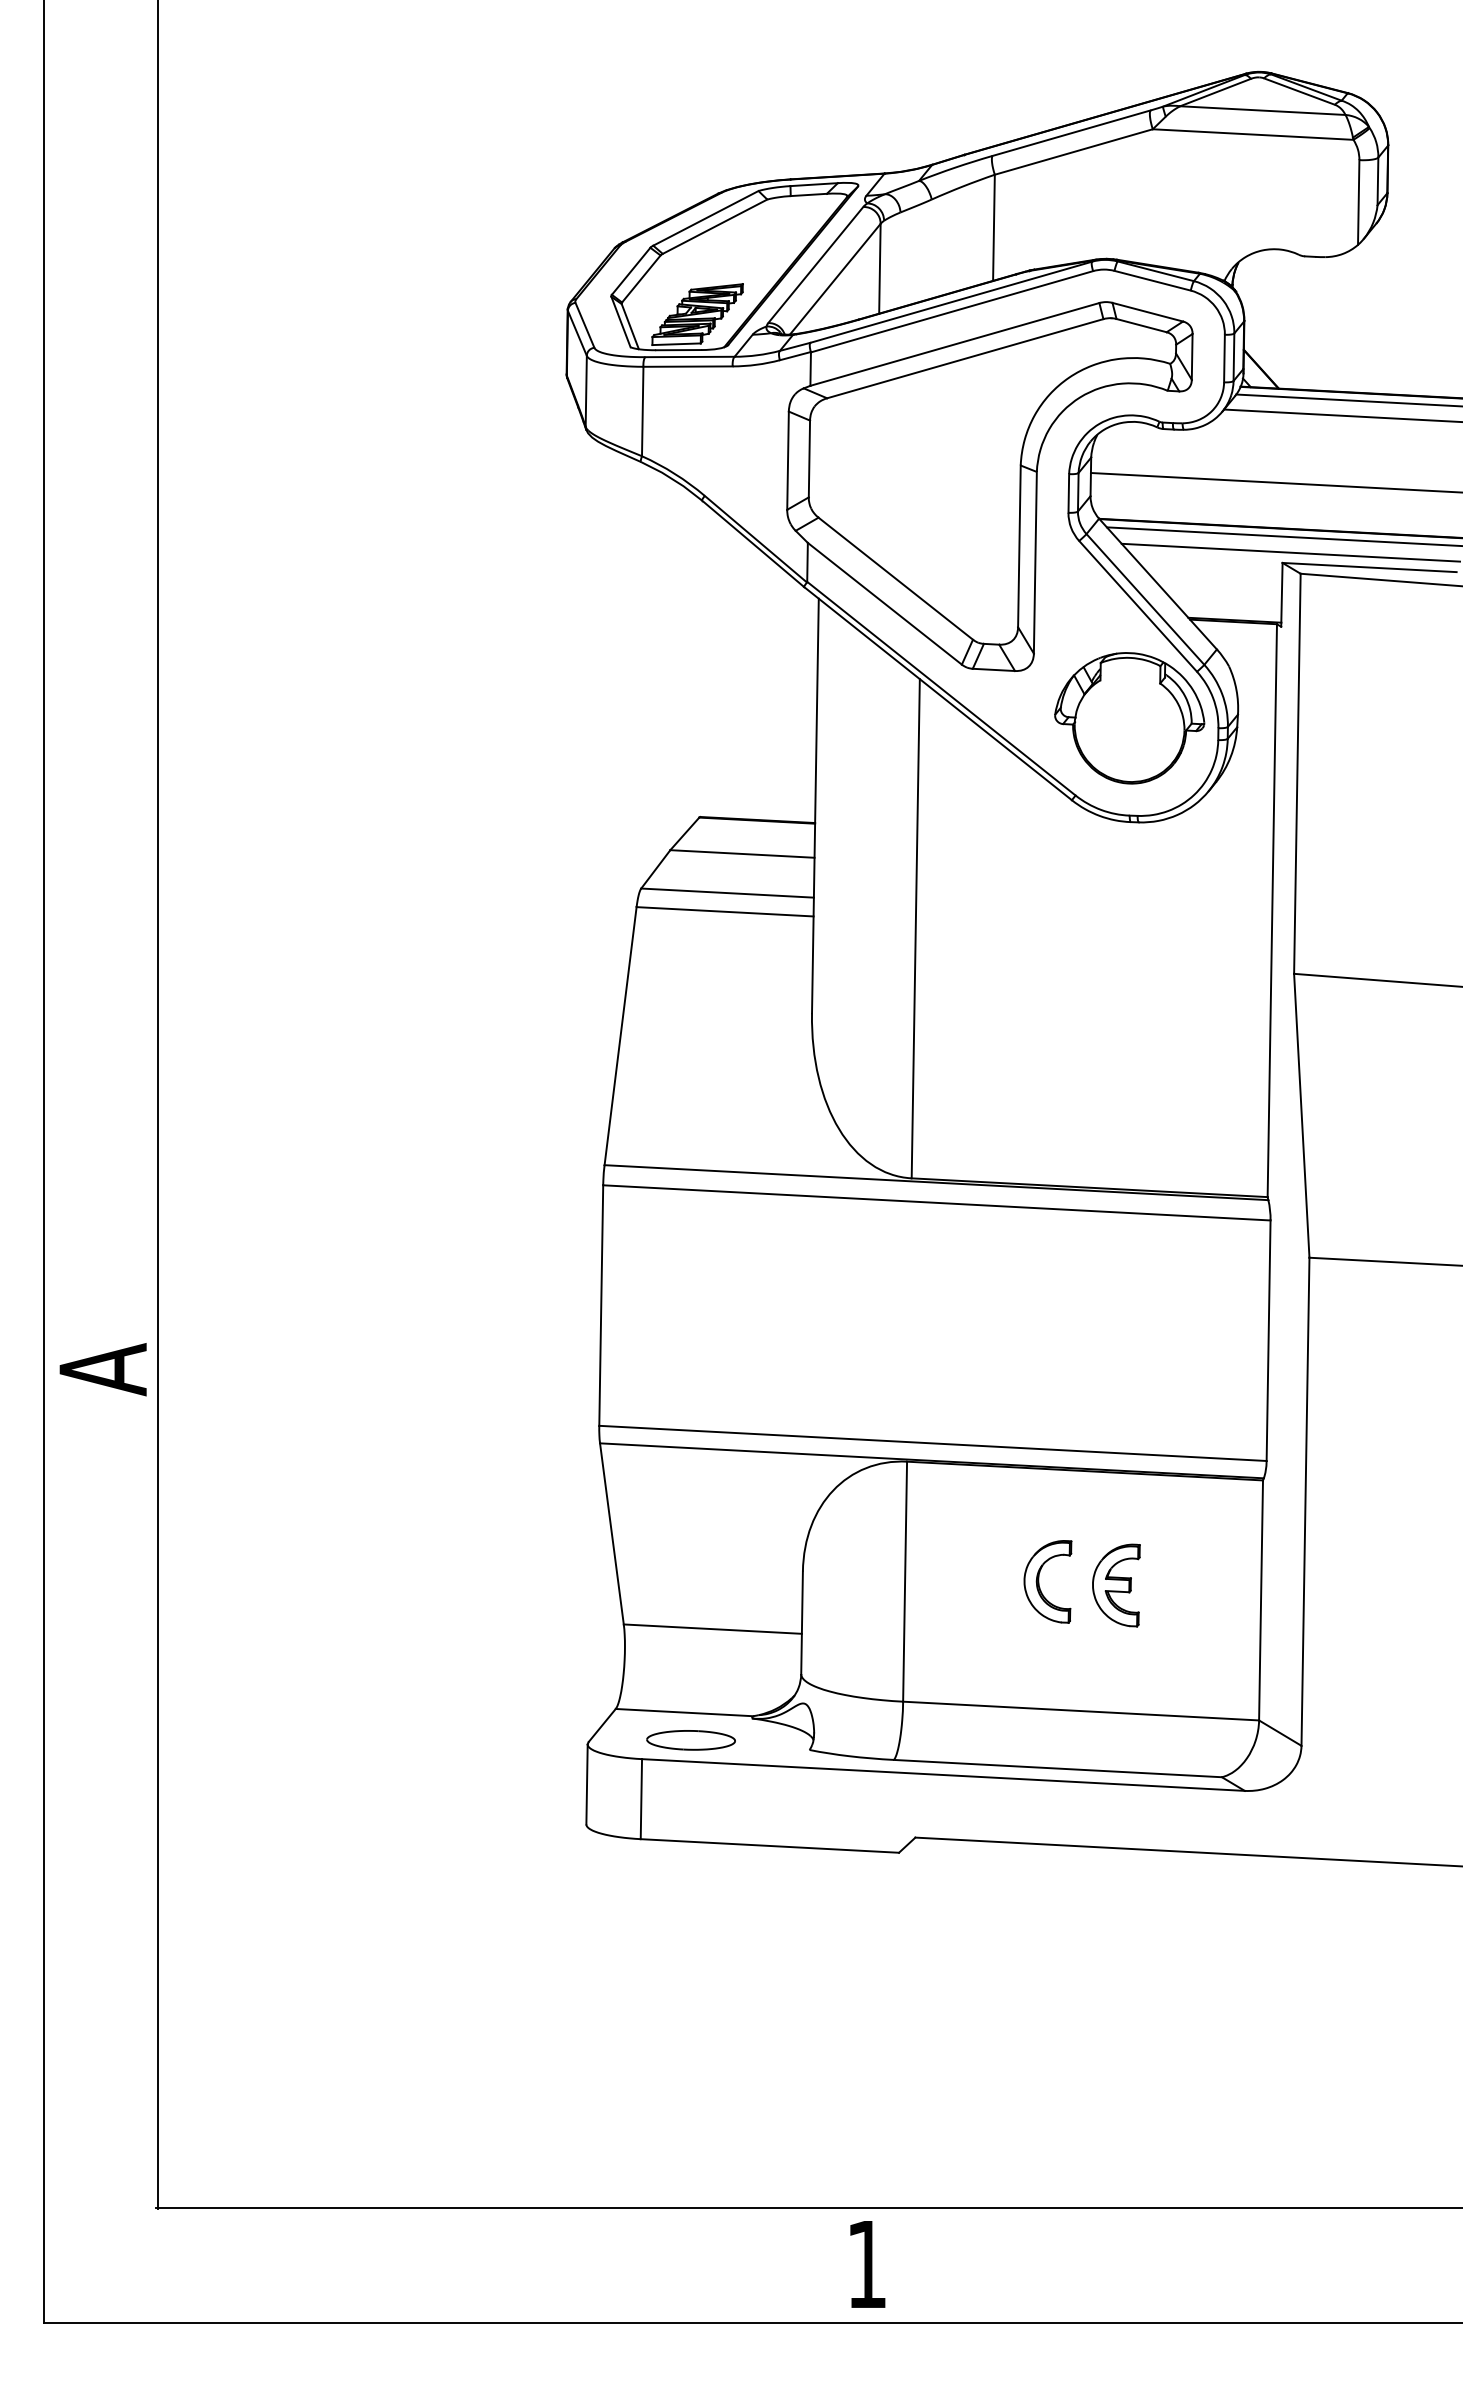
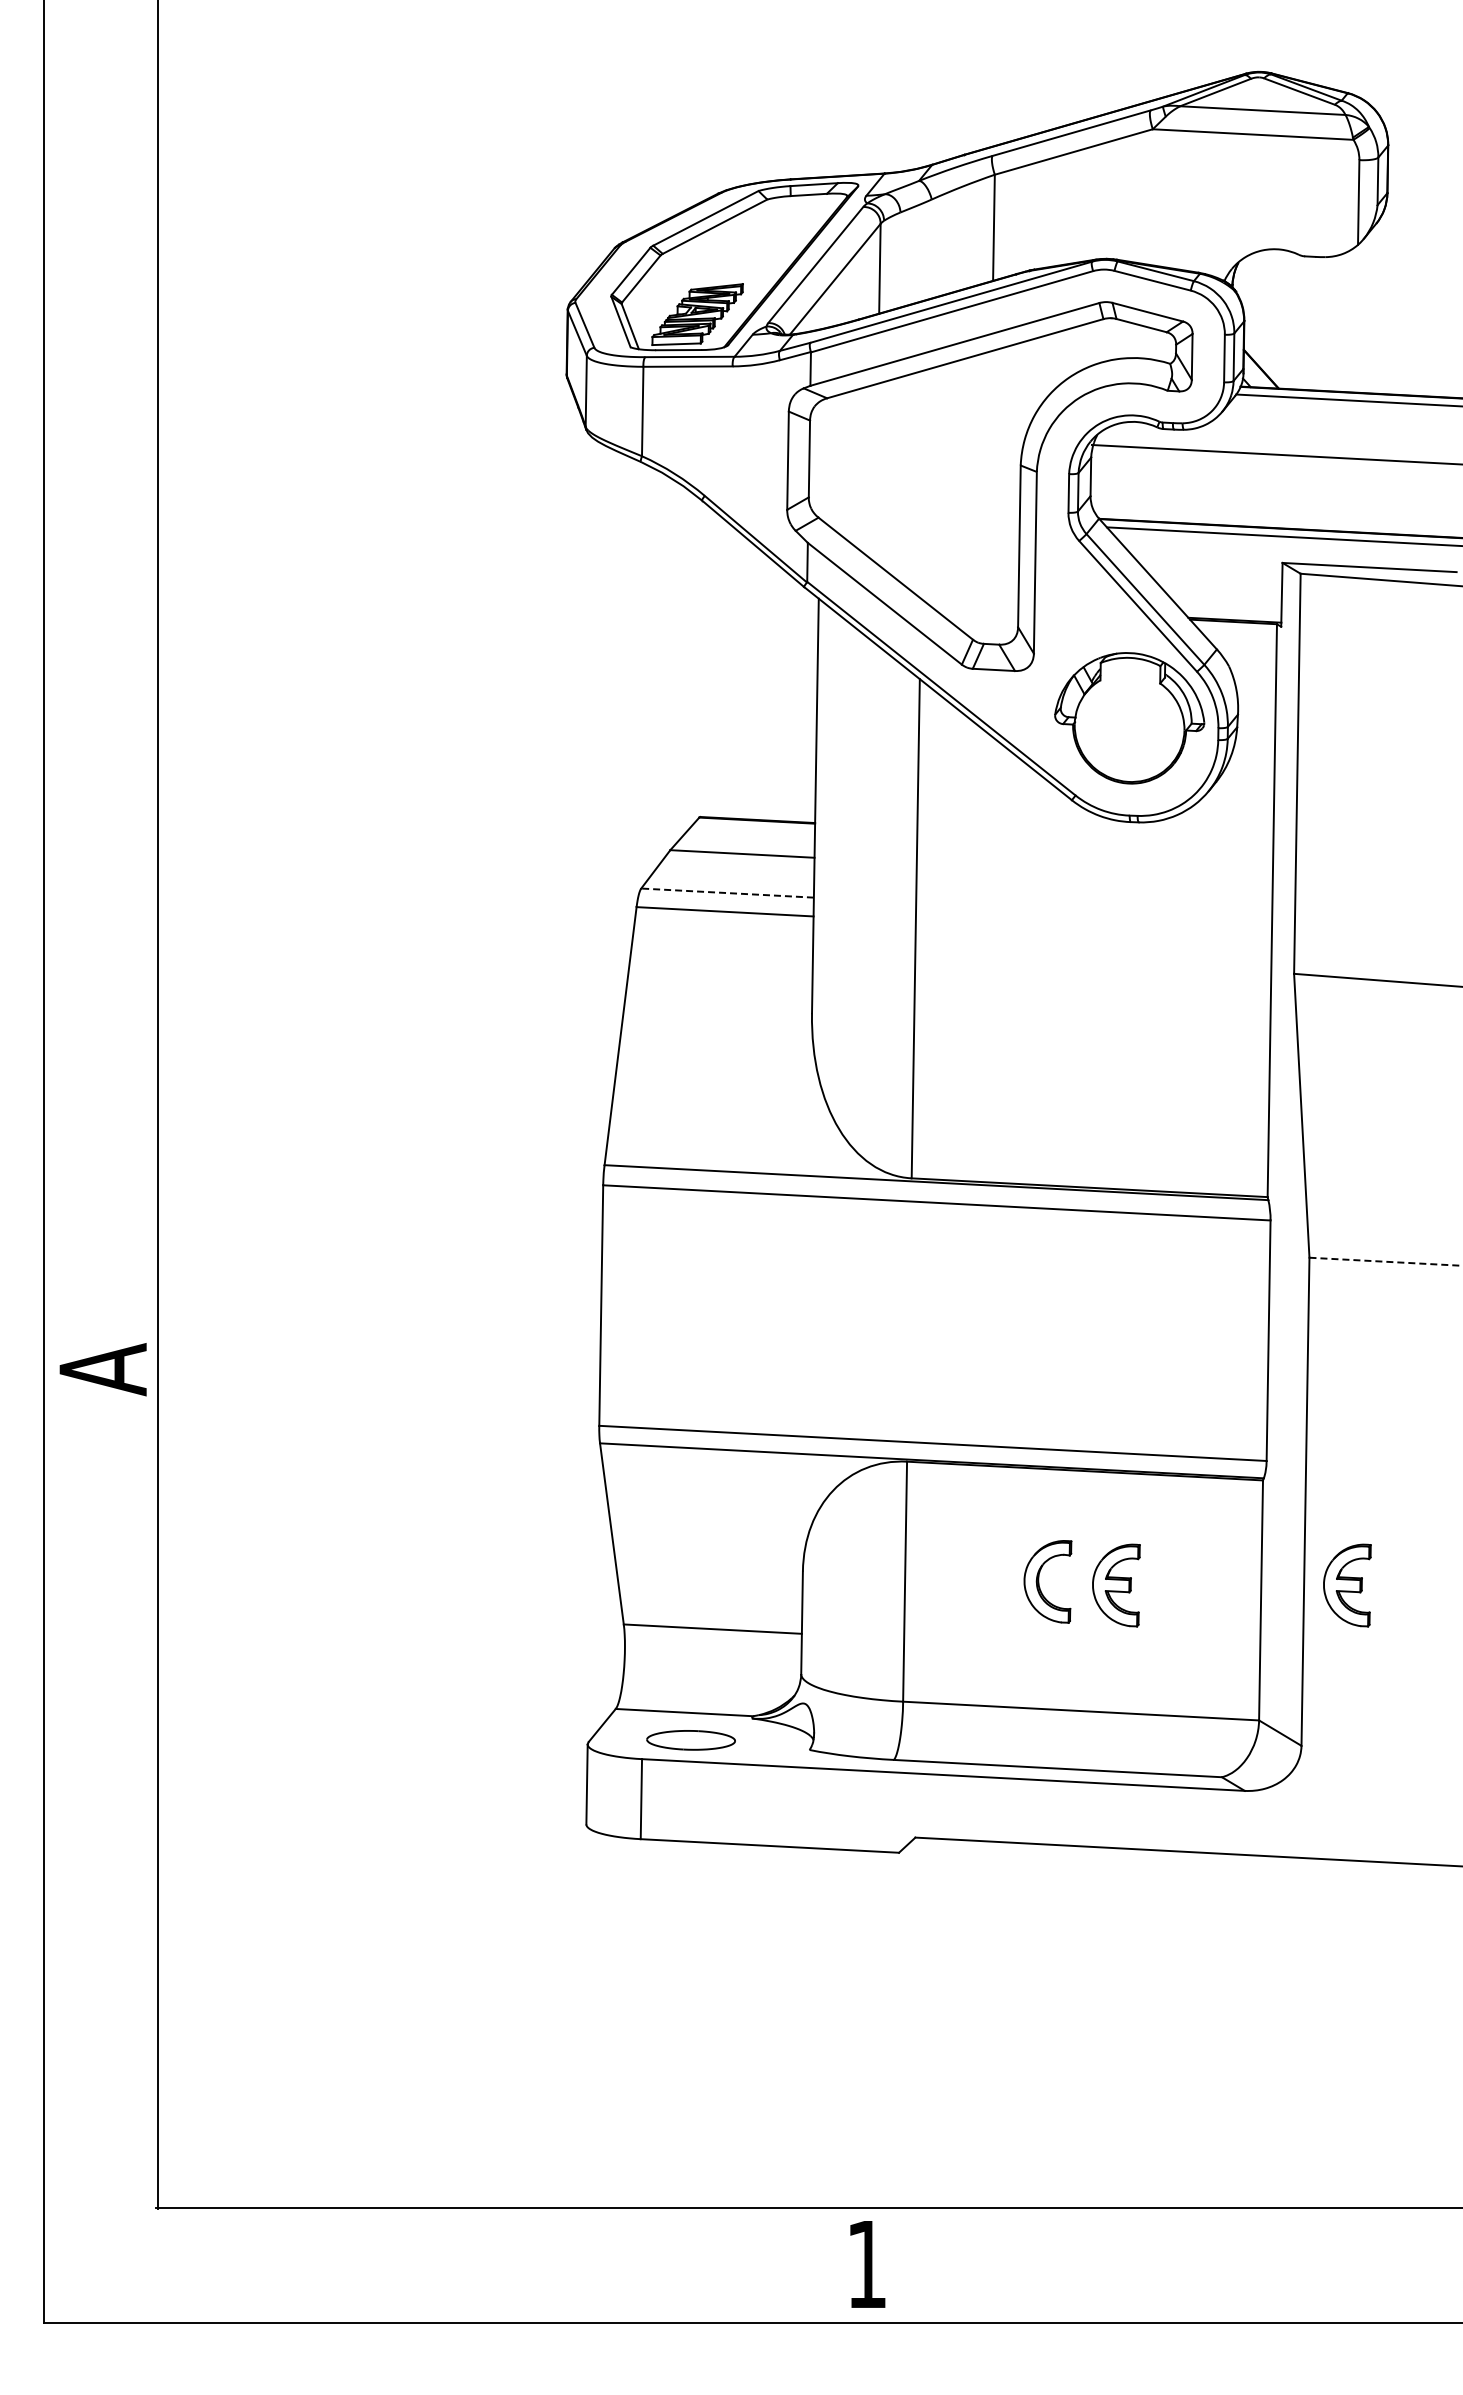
line: present -> none (1341, 415)
line position: (1274, 482) -> (1275, 454) (1275, 454)
line: present -> none (1290, 552)
line: solid -> dashed (727, 893)
line: solid -> dashed (1386, 1261)
part: none -> present (1347, 1585)
